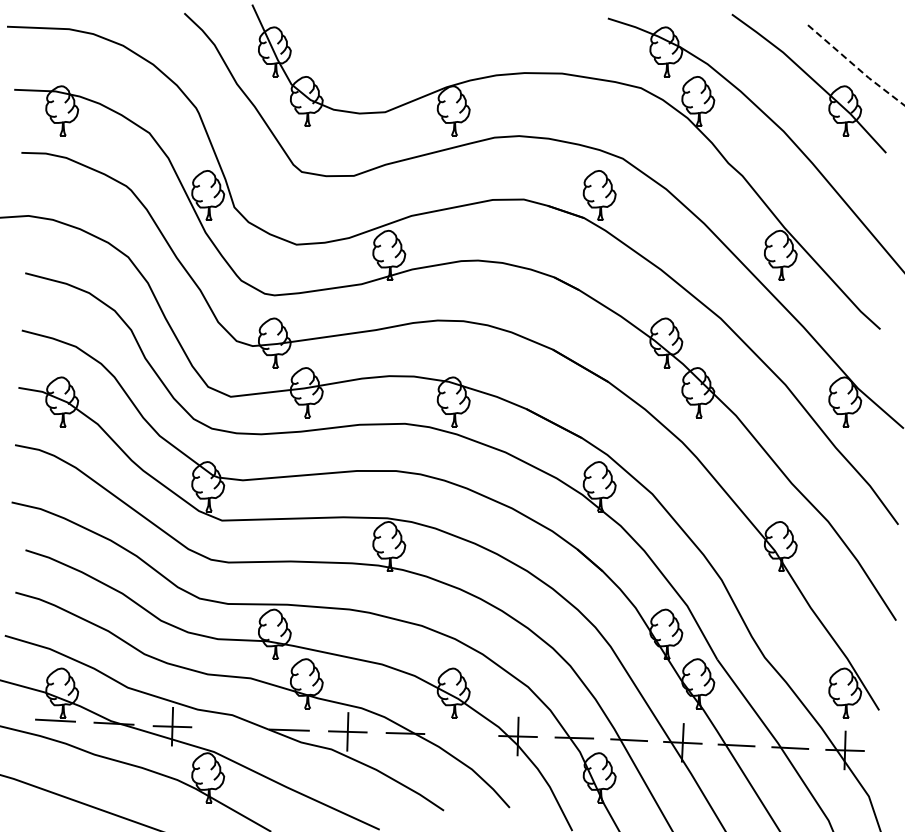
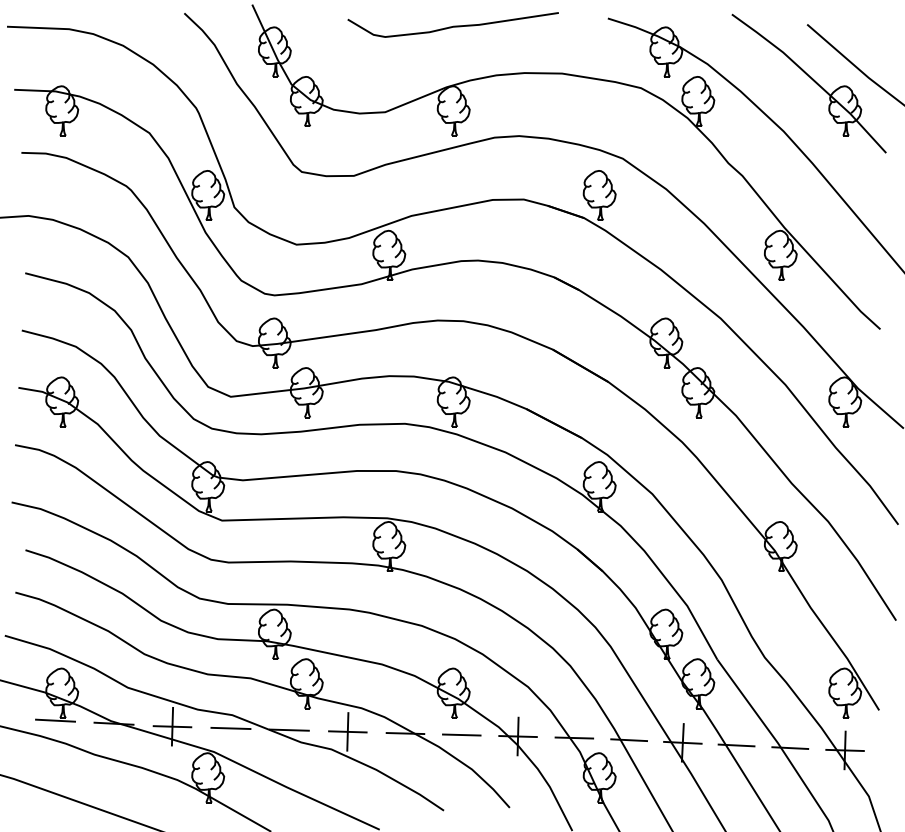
curve: none -> present (453, 25)
line: dashed -> solid (855, 66)
line: none -> present (230, 728)
line: none -> present (461, 734)
